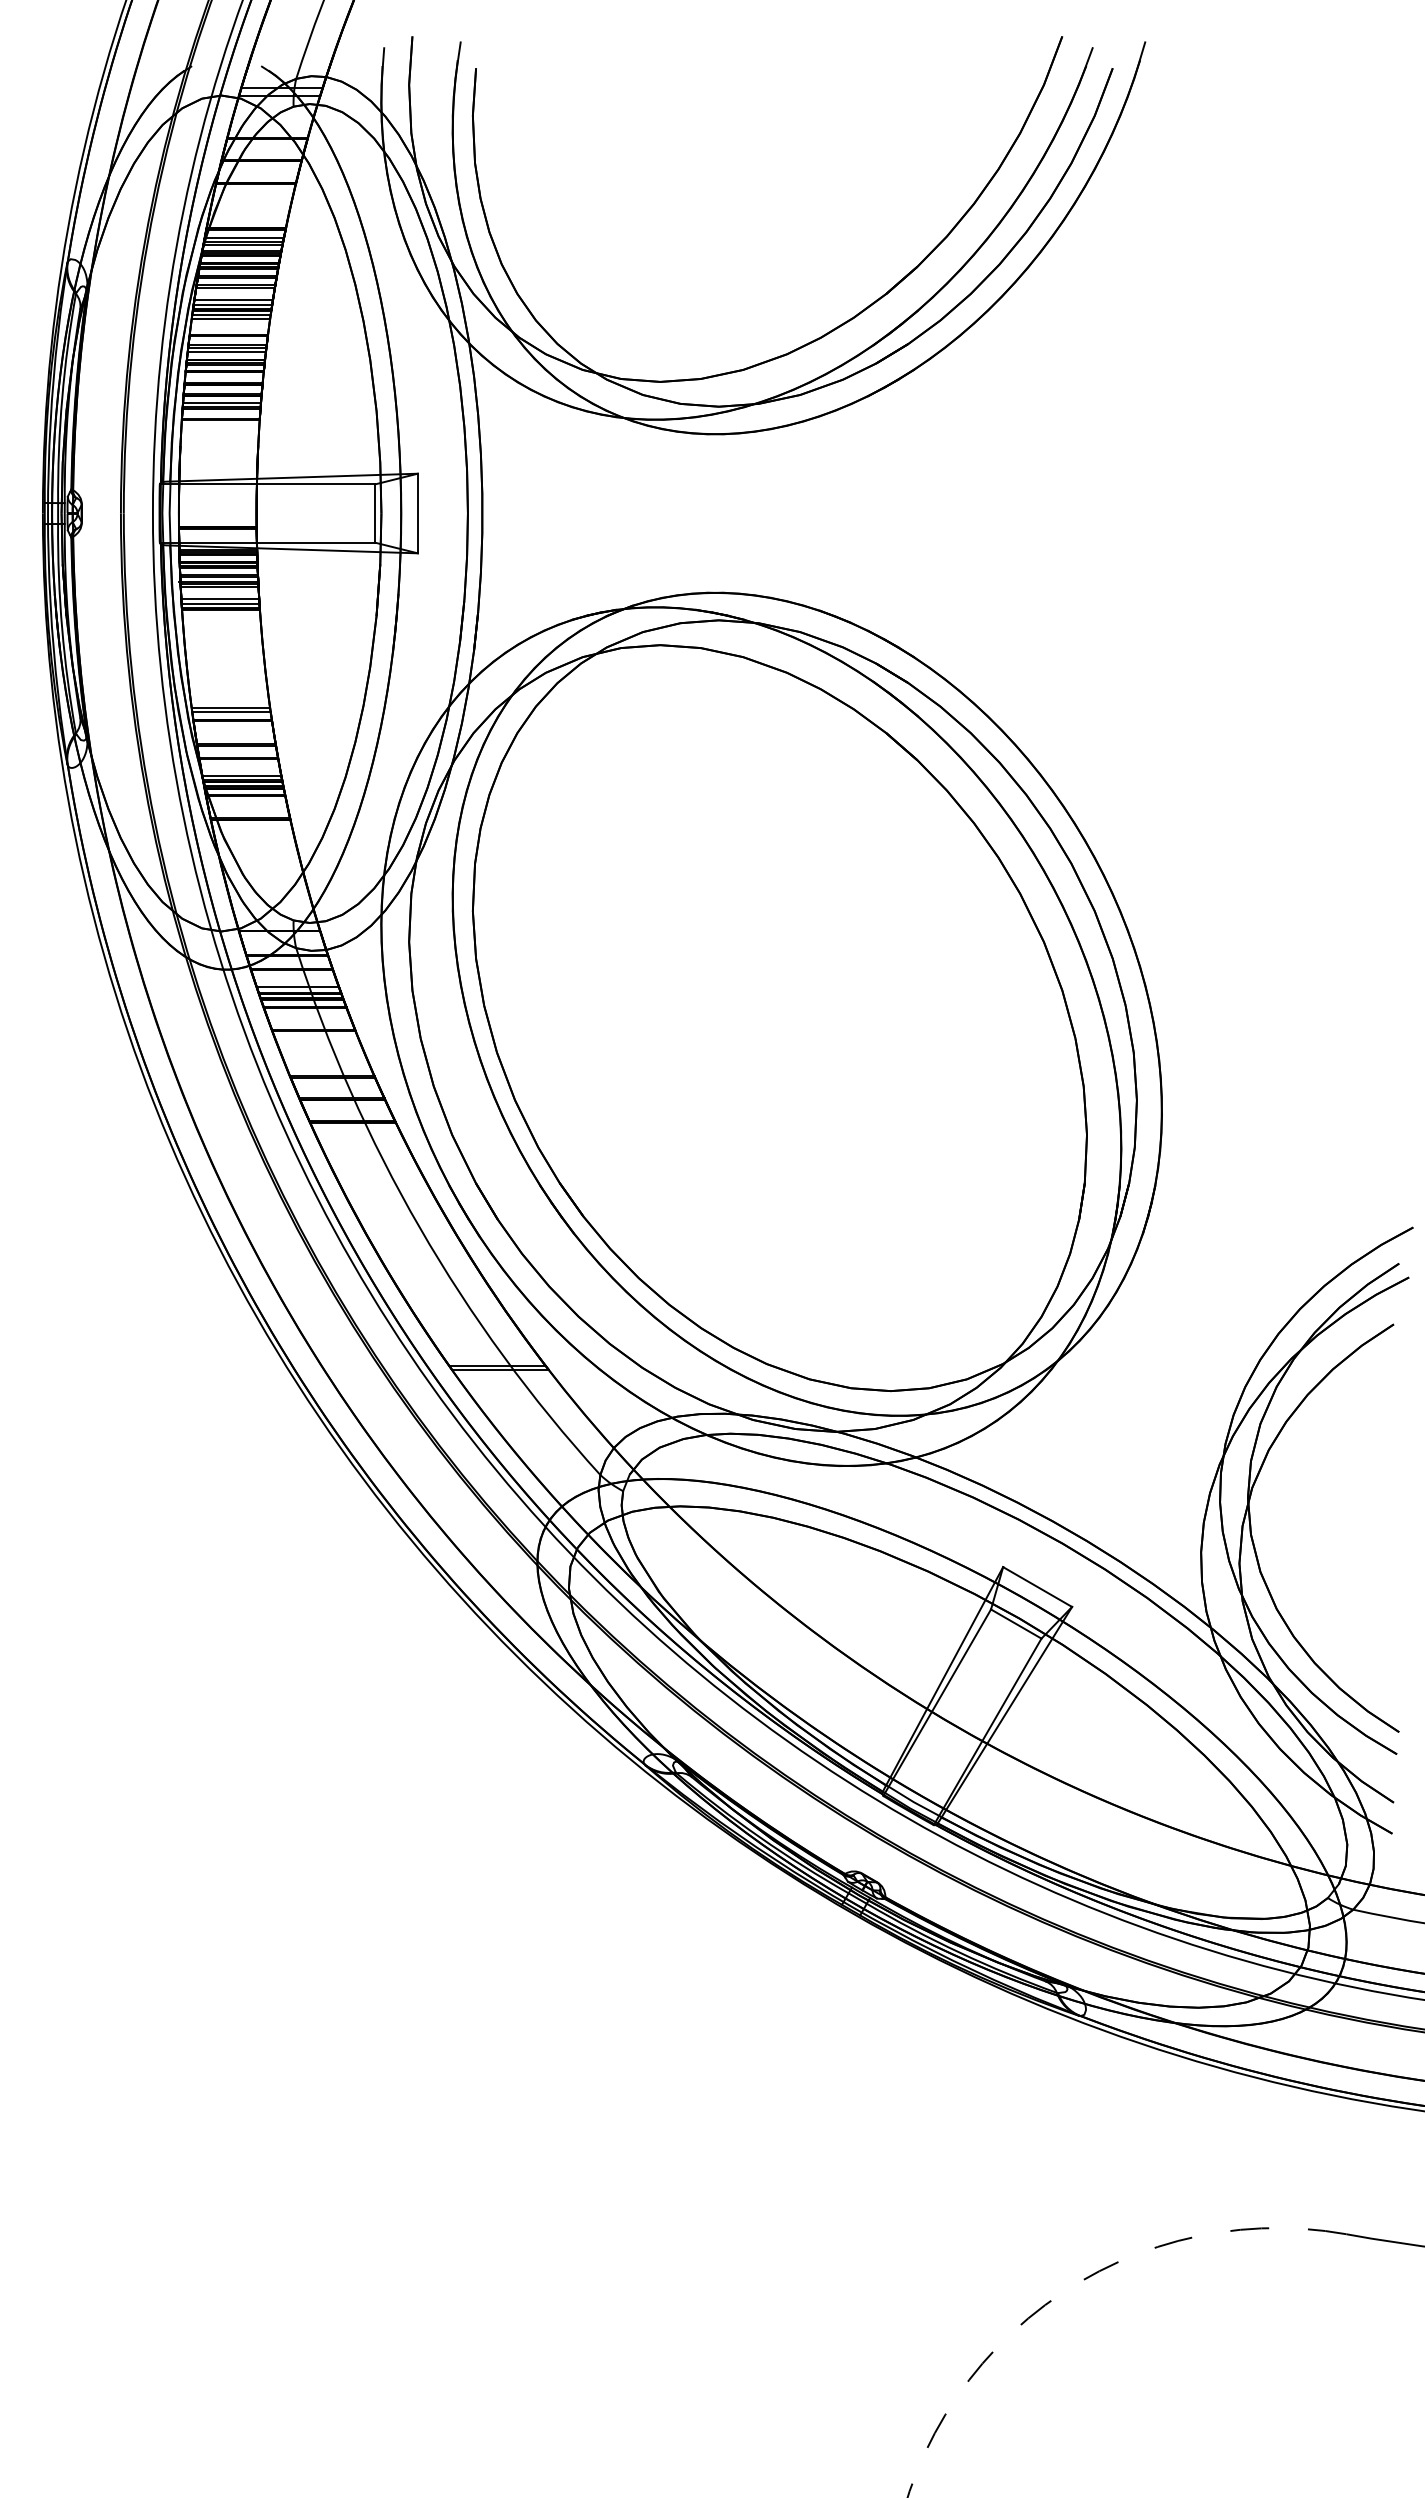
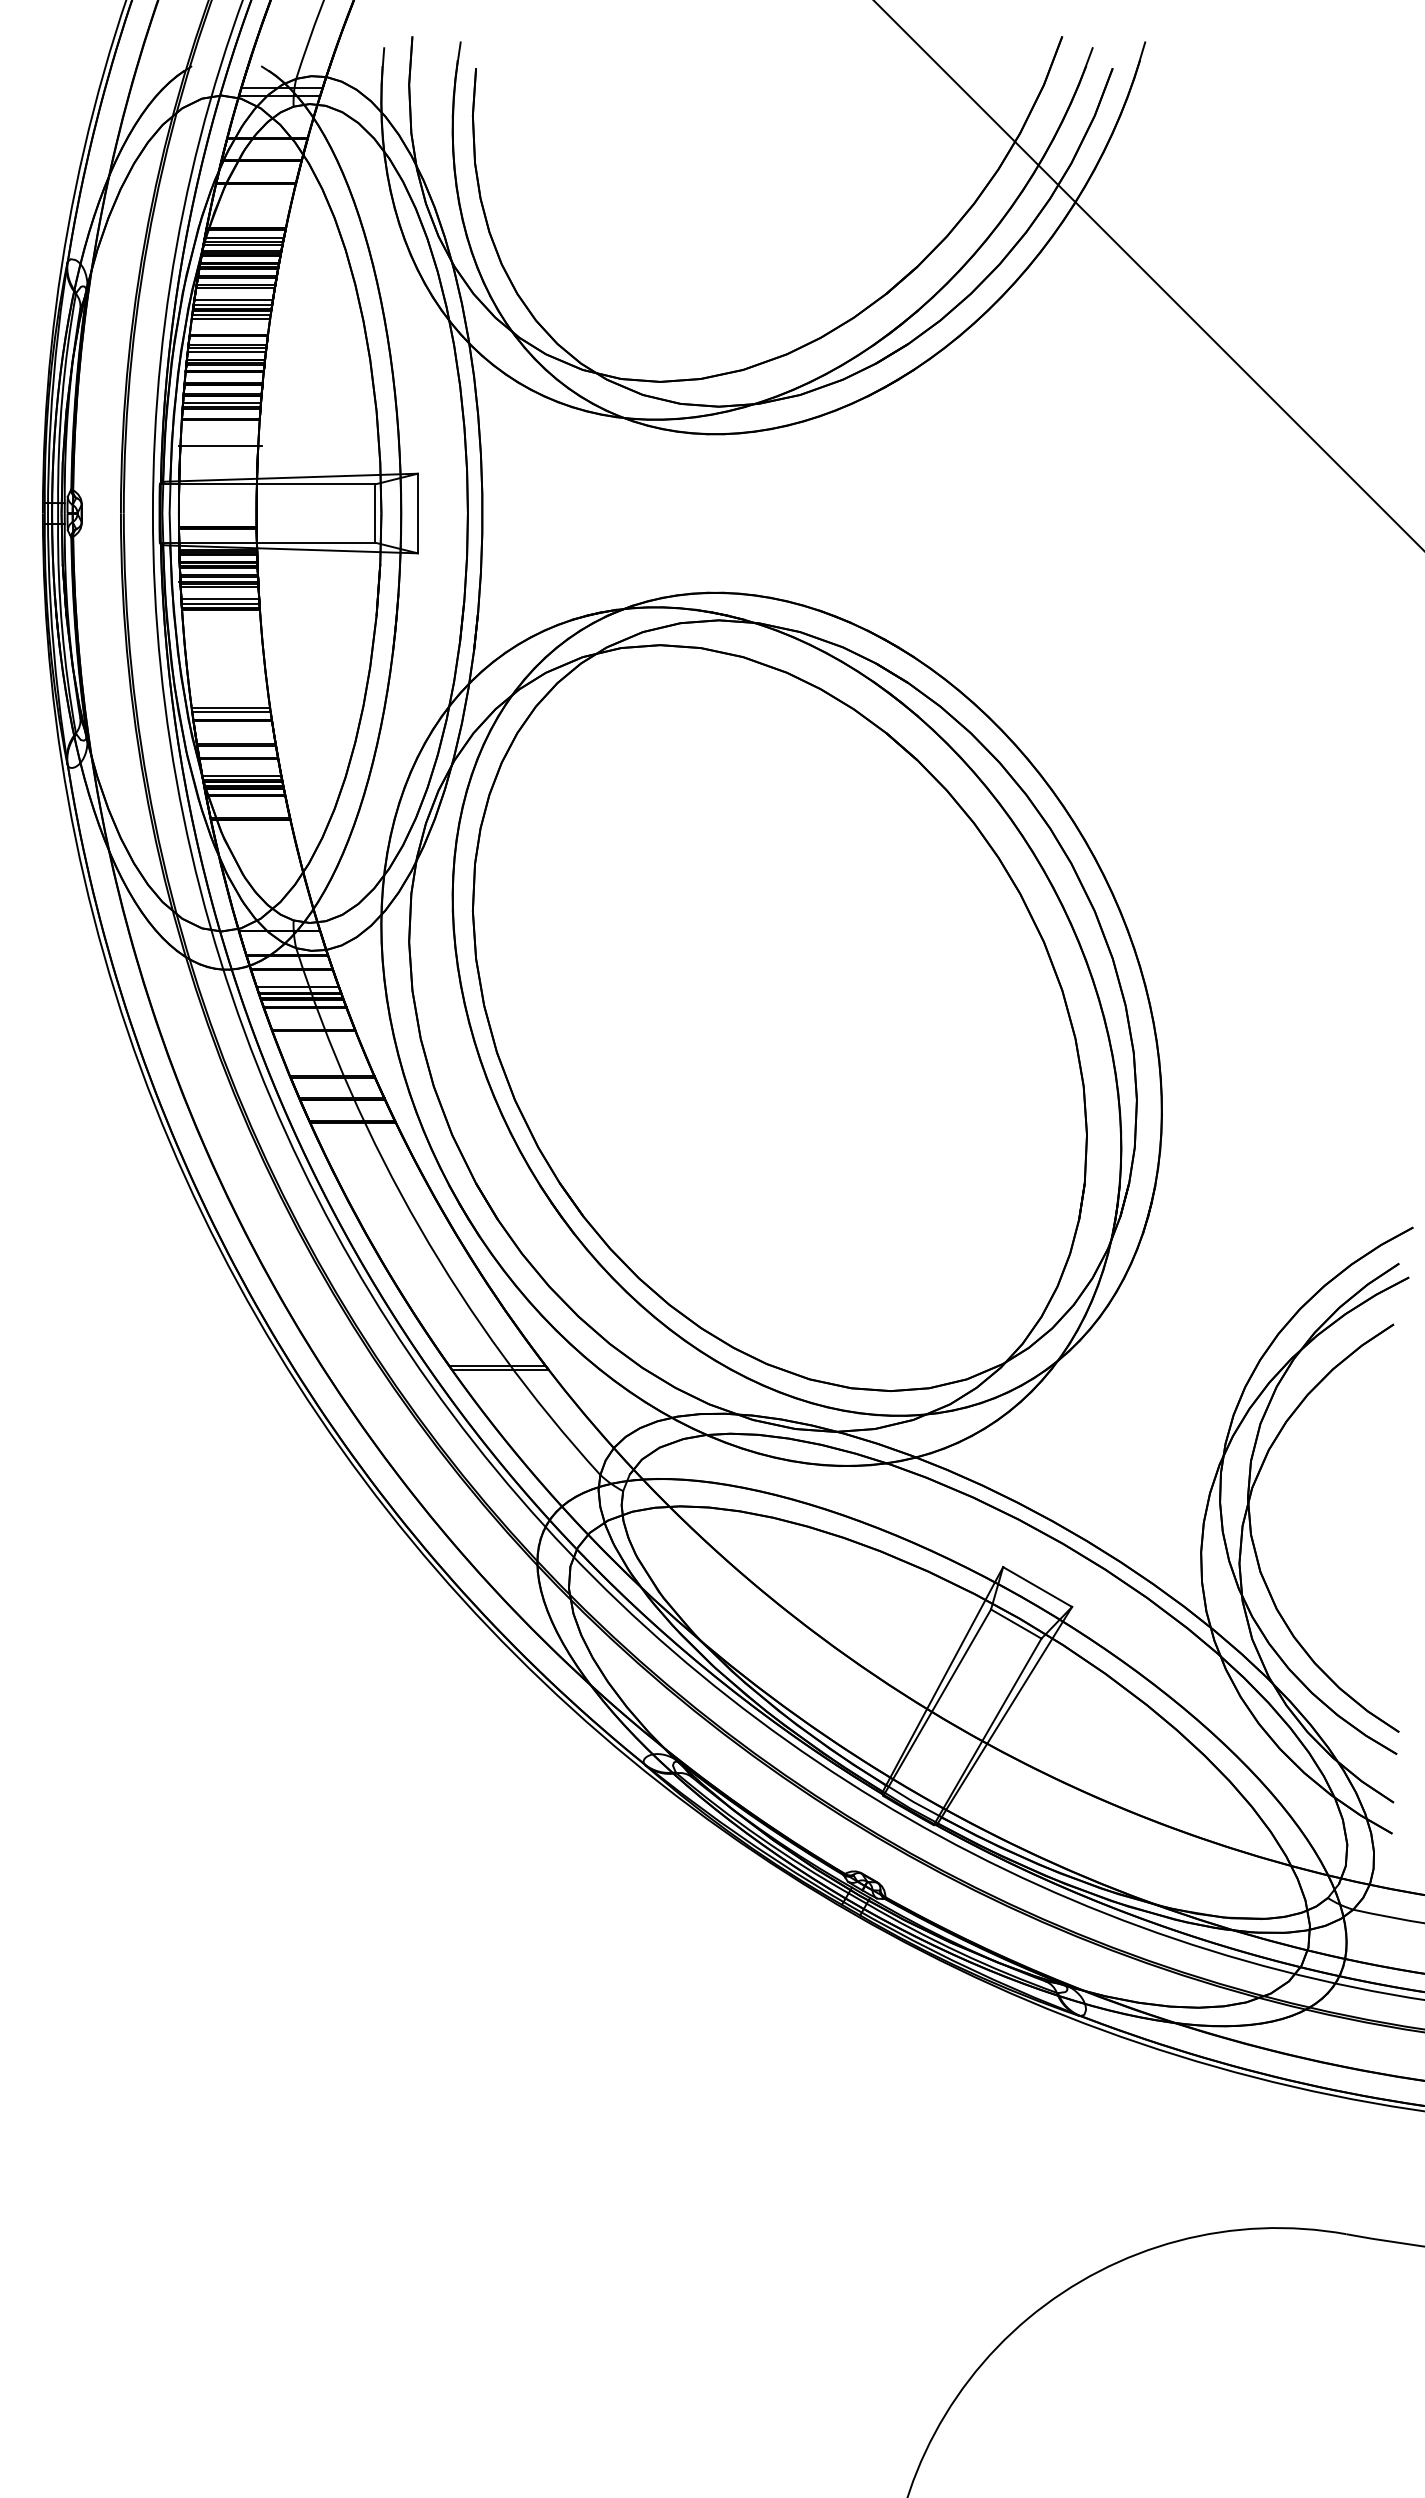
line: none -> present (1148, 275)
line: none -> present (220, 445)
arc: dashed -> solid (1077, 2283)
